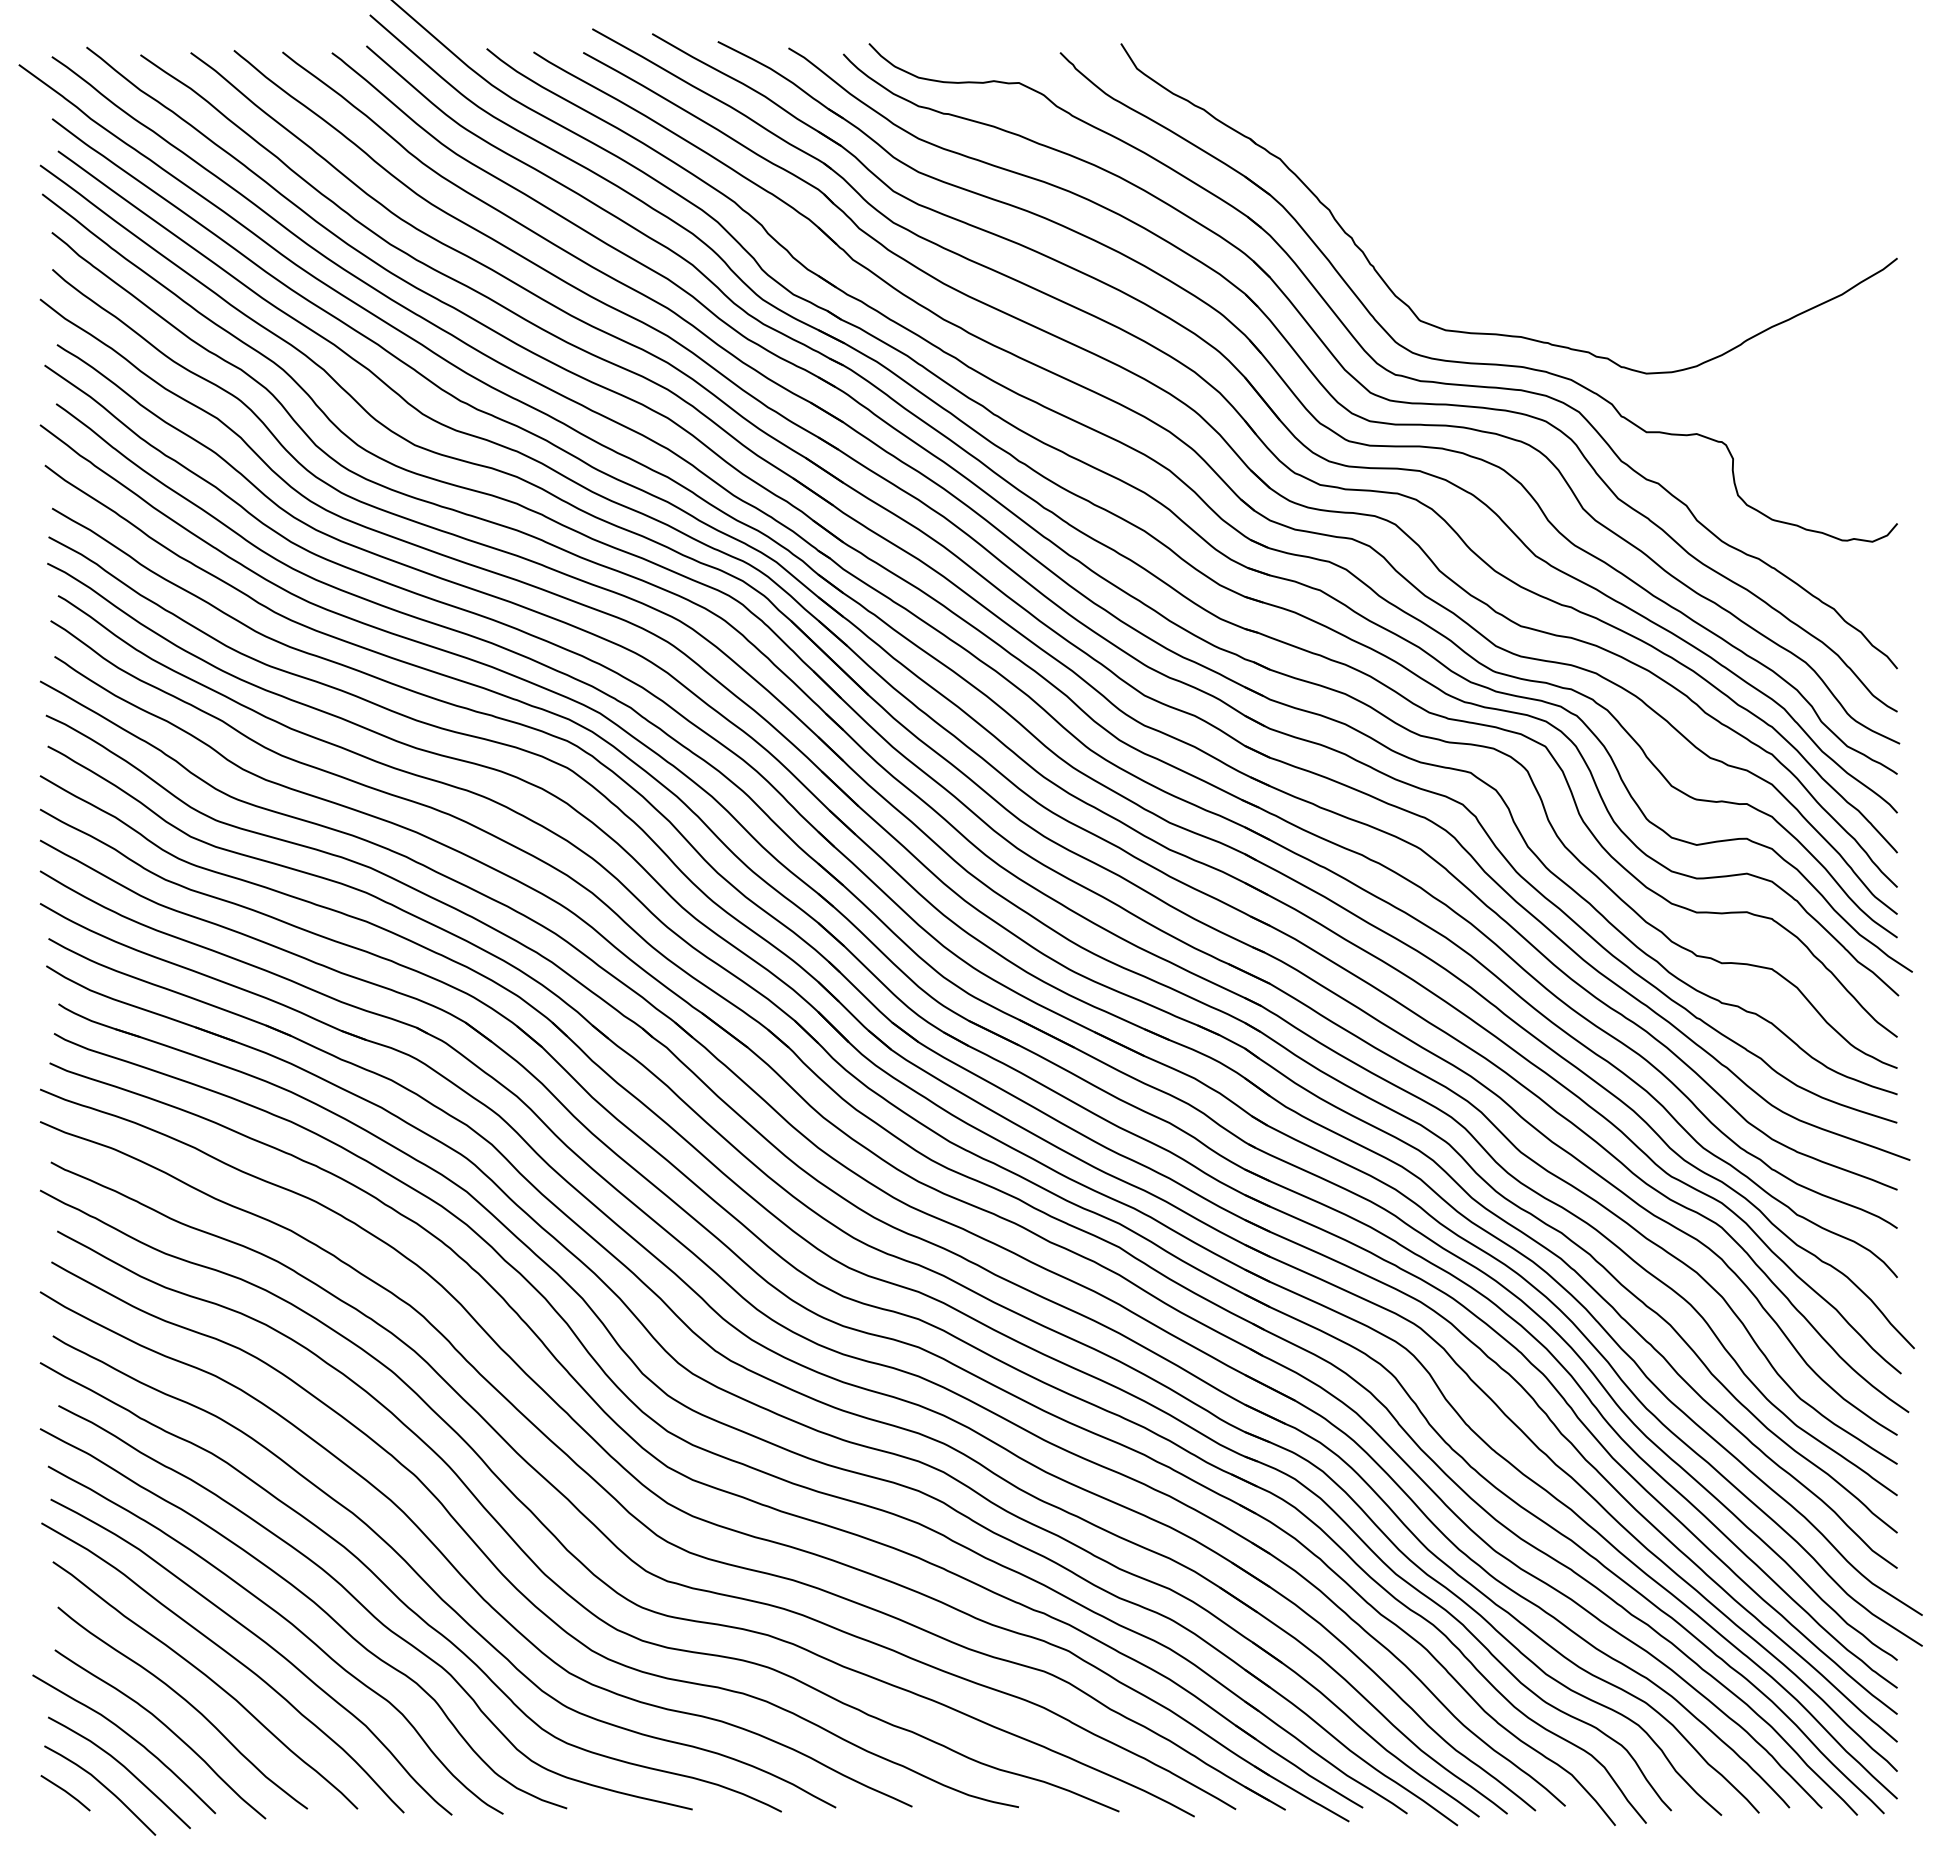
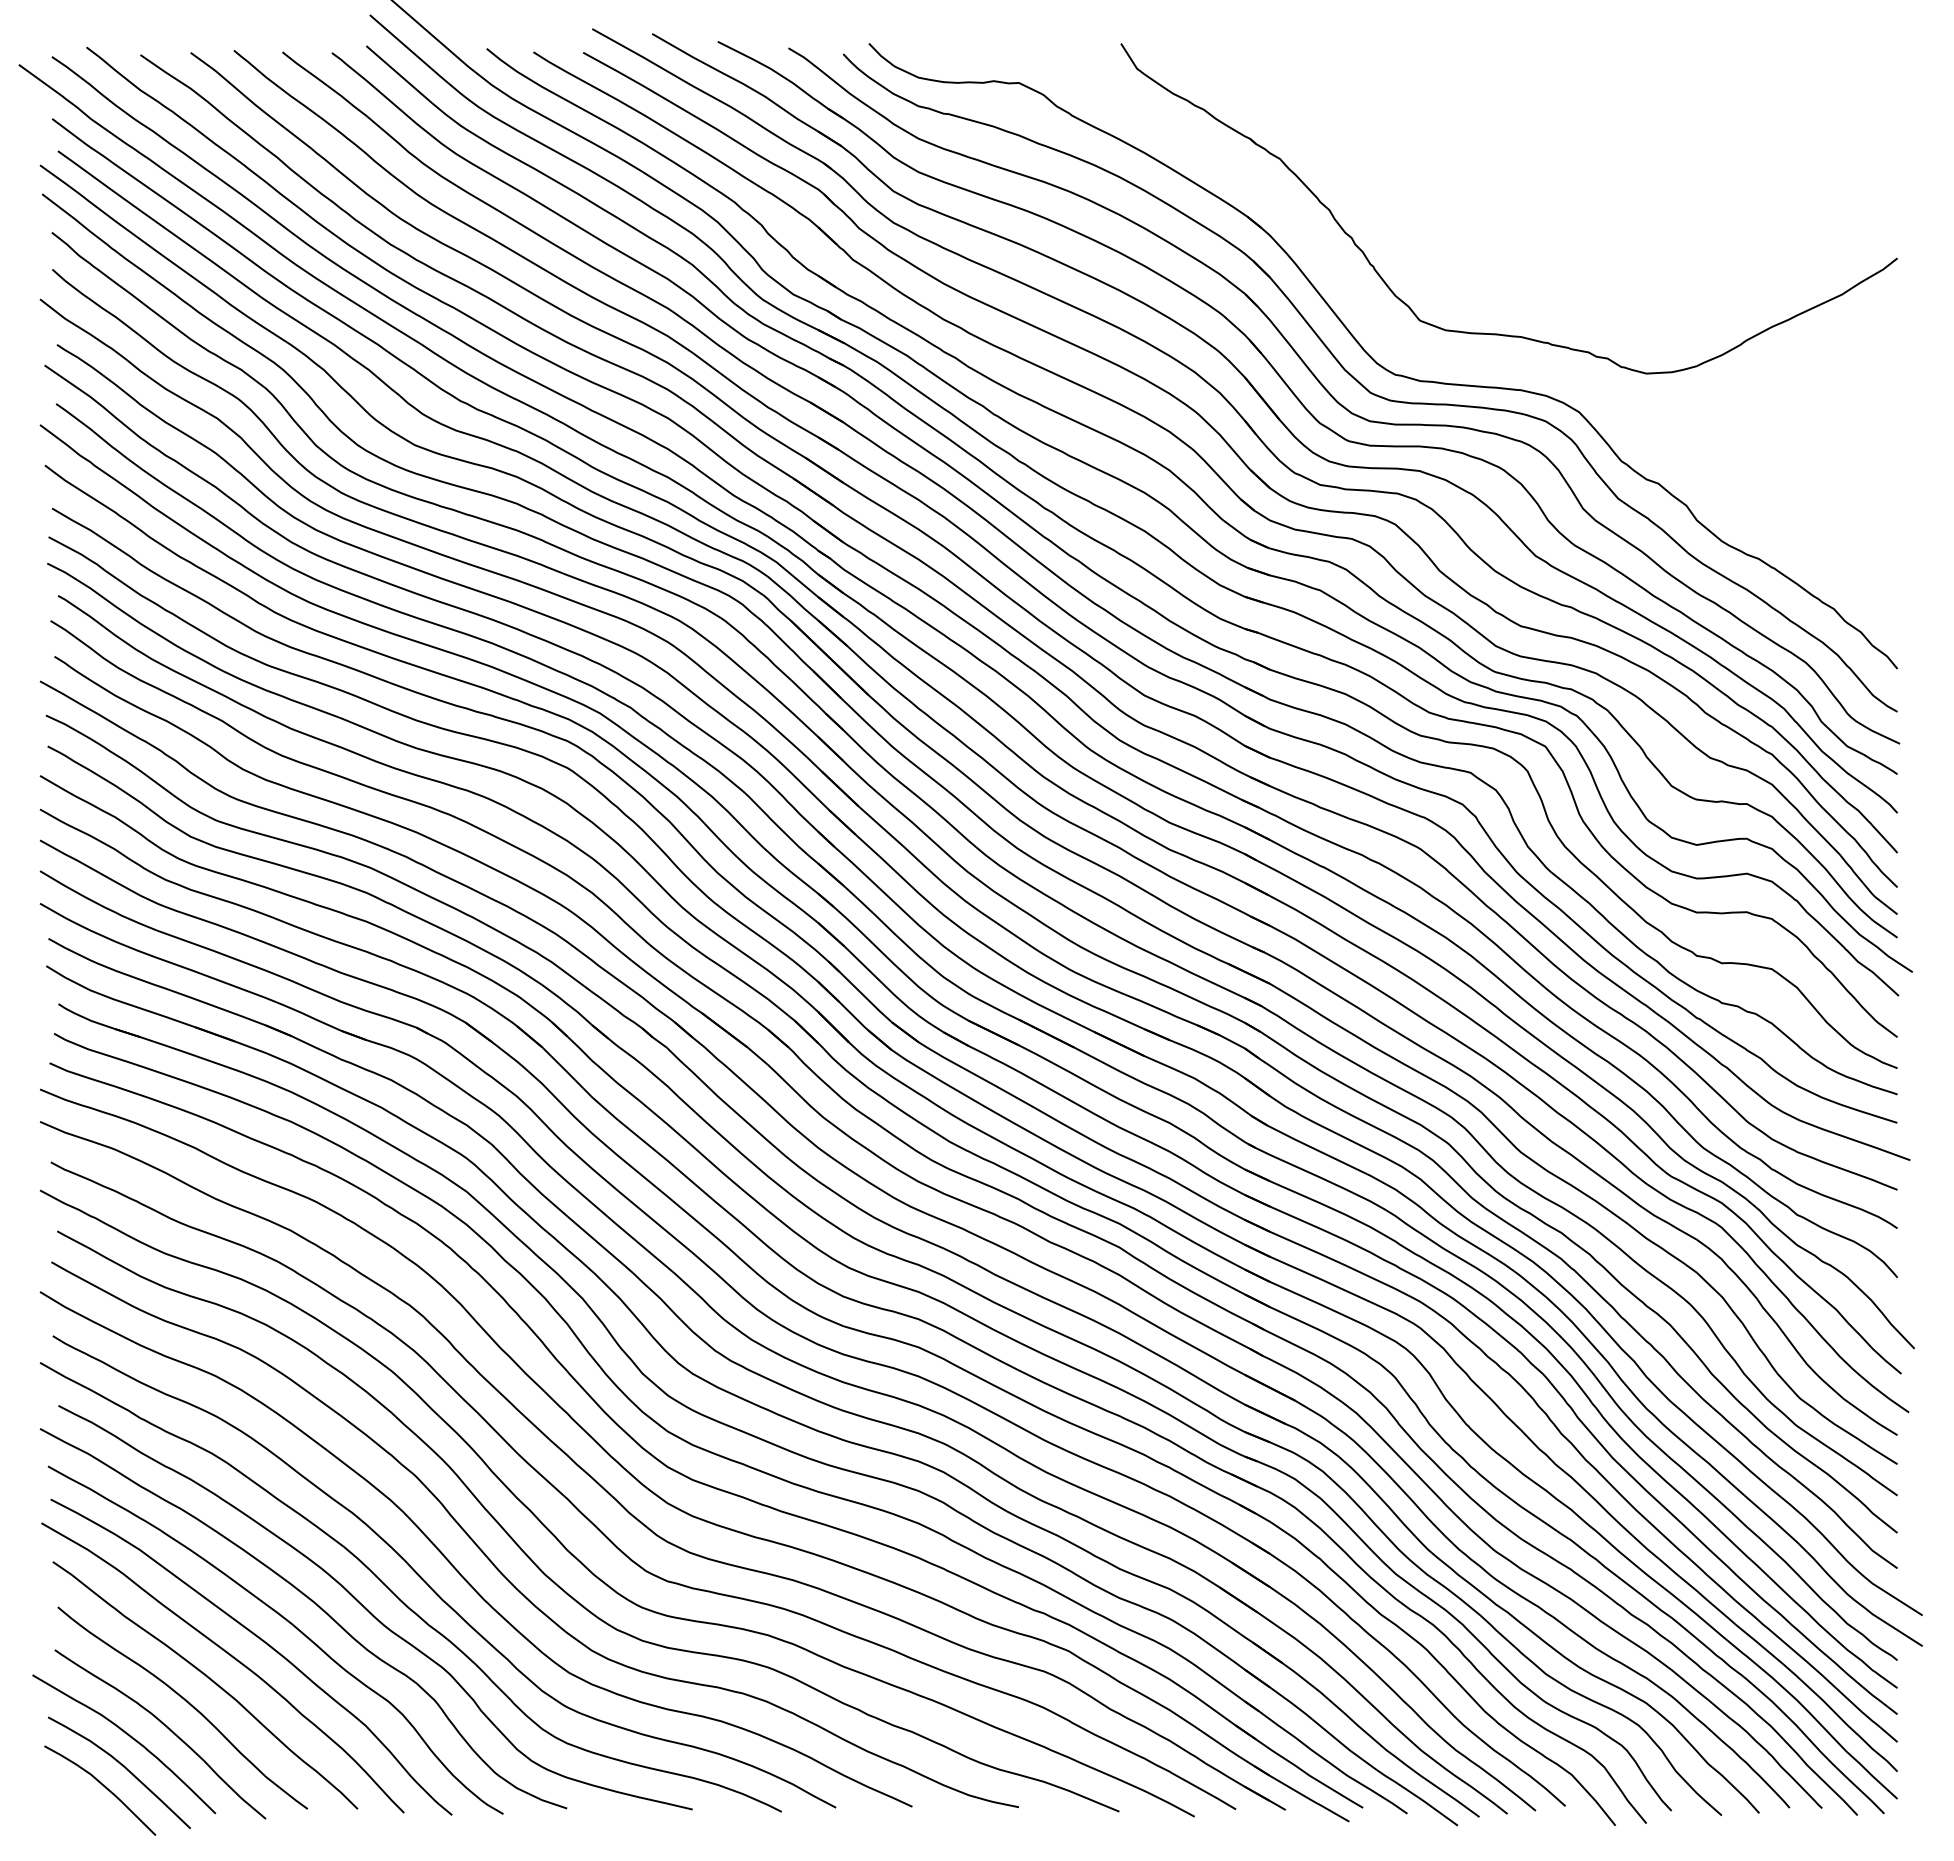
part: present -> none (1478, 362)
line: present -> none (65, 1792)
